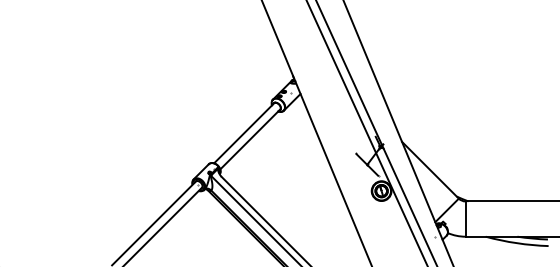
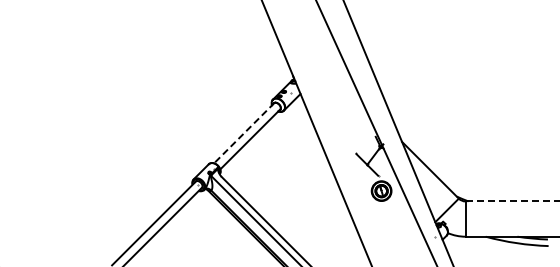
line: present -> none (366, 132)
line: solid -> dashed (244, 133)
line: solid -> dashed (512, 201)
